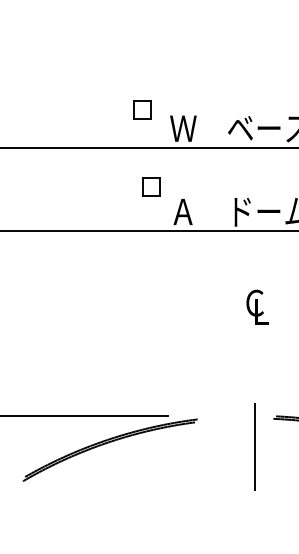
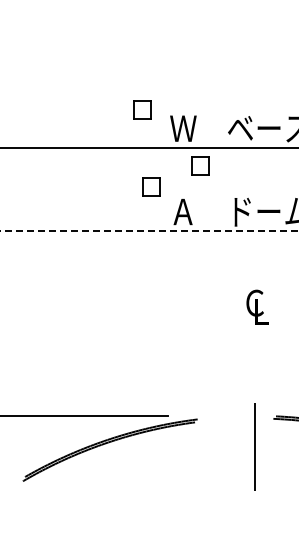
part: none -> present (200, 165)
line: solid -> dashed (149, 230)
